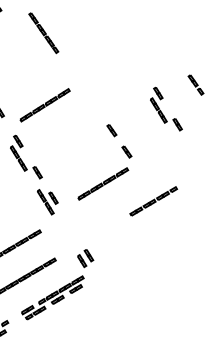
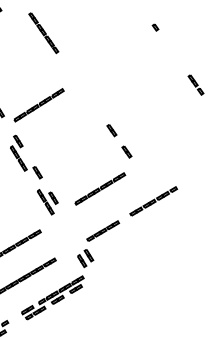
part: none -> present (155, 27)
part position: (44, 105) -> (38, 105) (38, 105)
part: present -> none (166, 108)
part position: (103, 183) -> (100, 188) (100, 188)
part: none -> present (103, 230)
